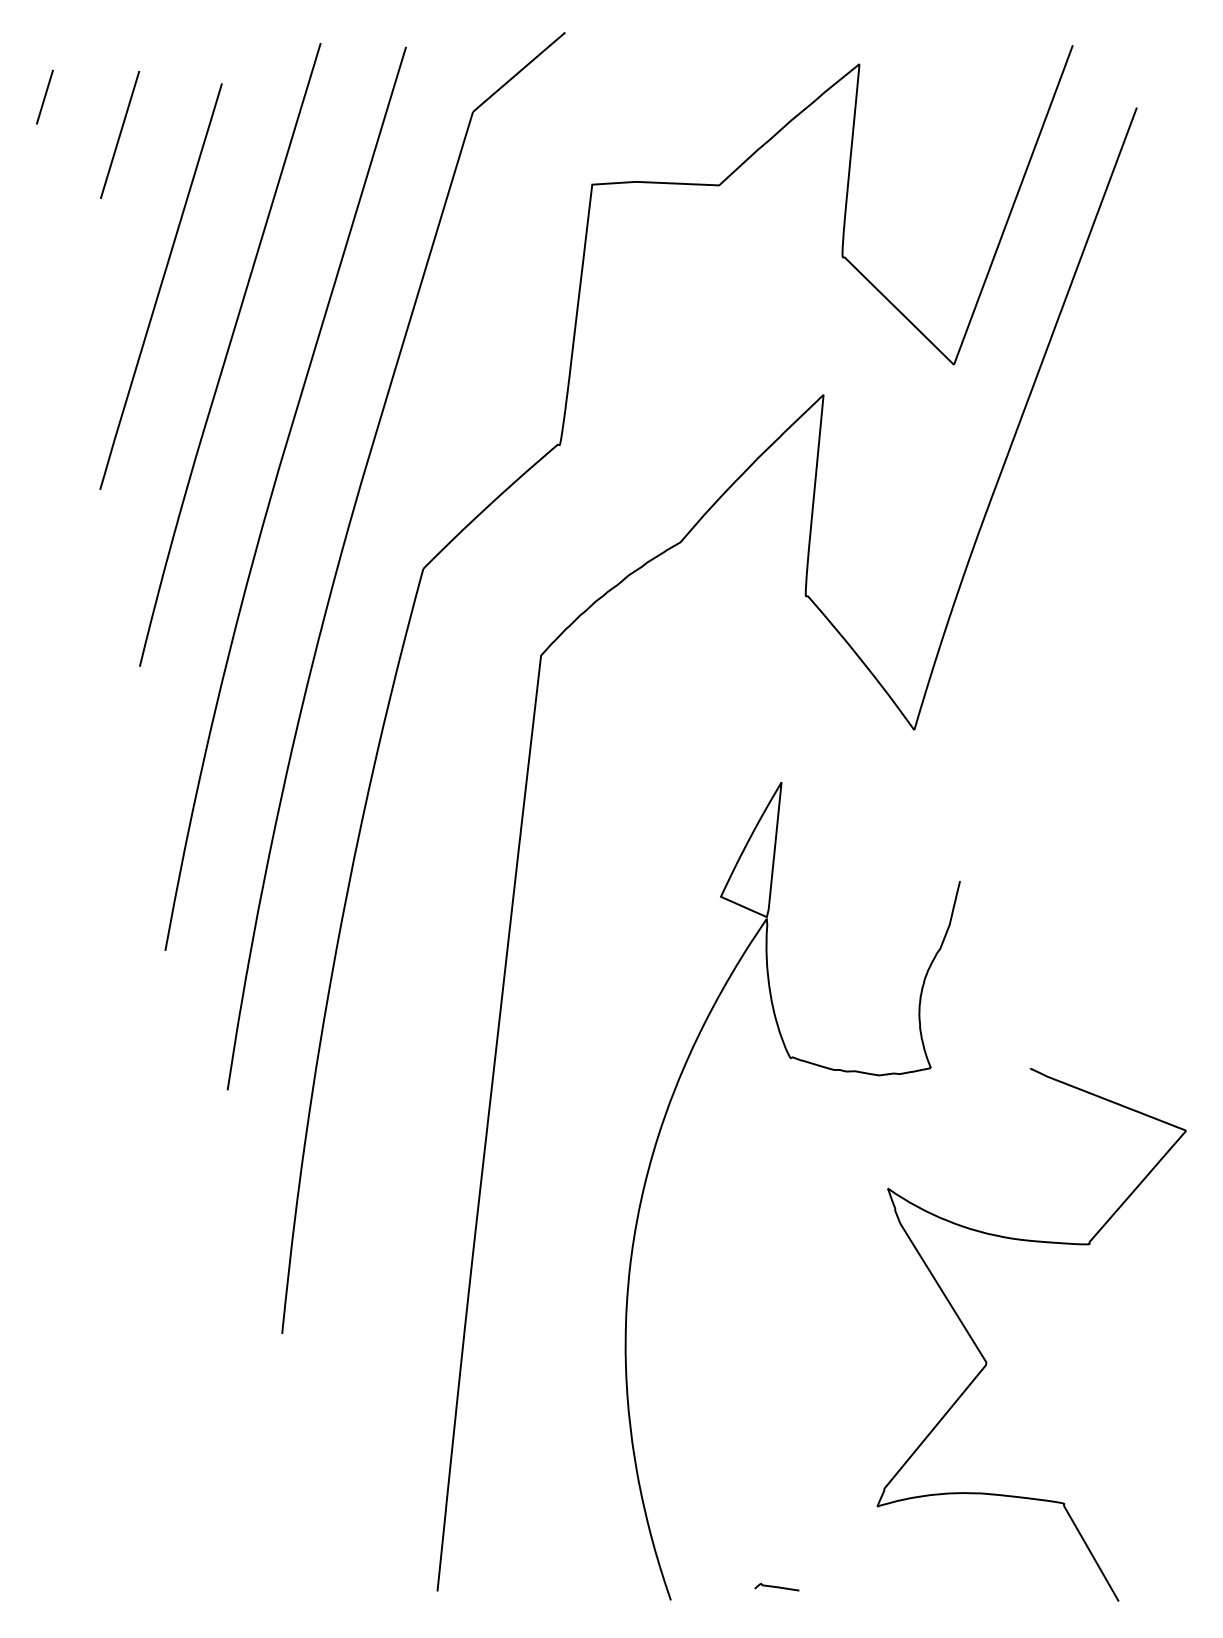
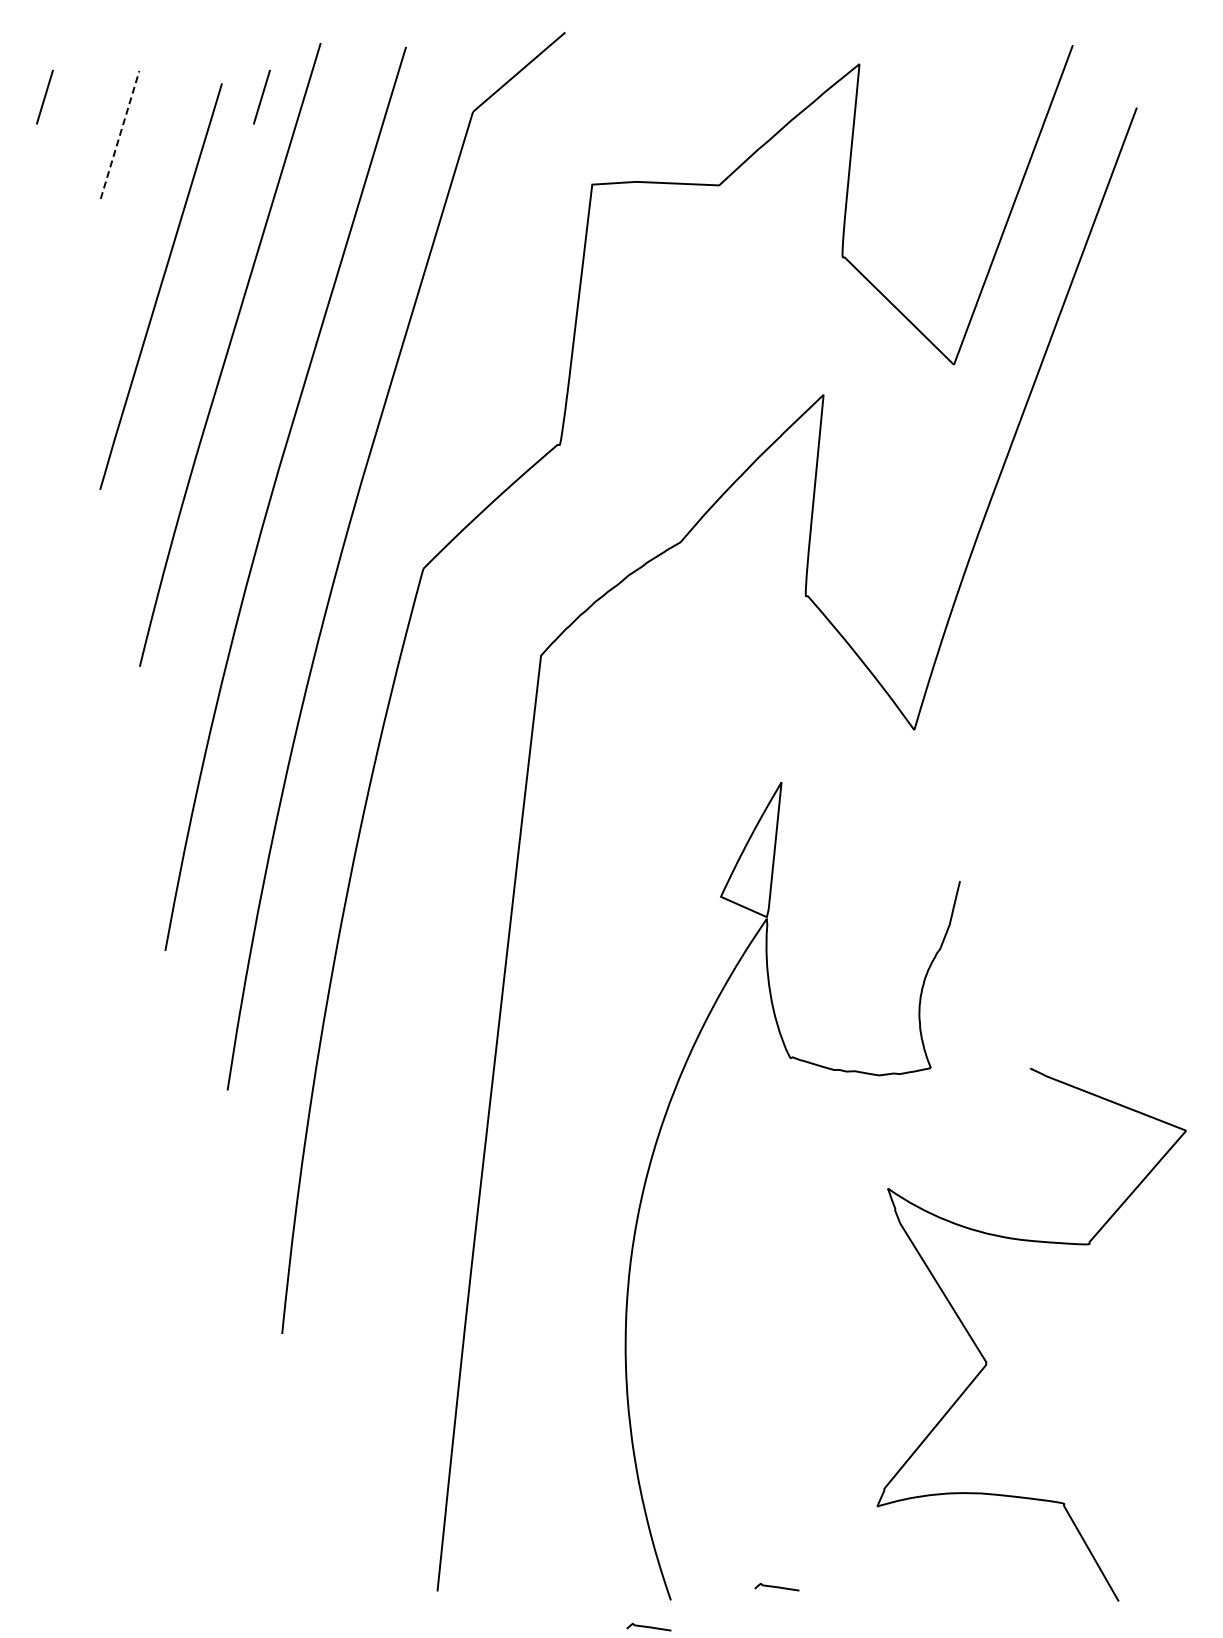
line: none -> present (261, 96)
line: solid -> dashed (120, 134)
curve: none -> present (648, 1626)
